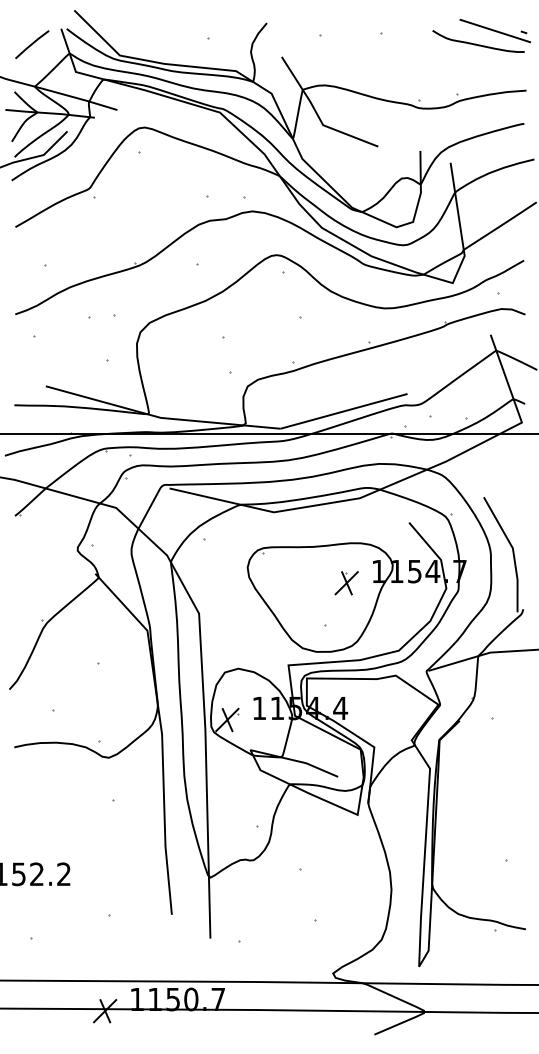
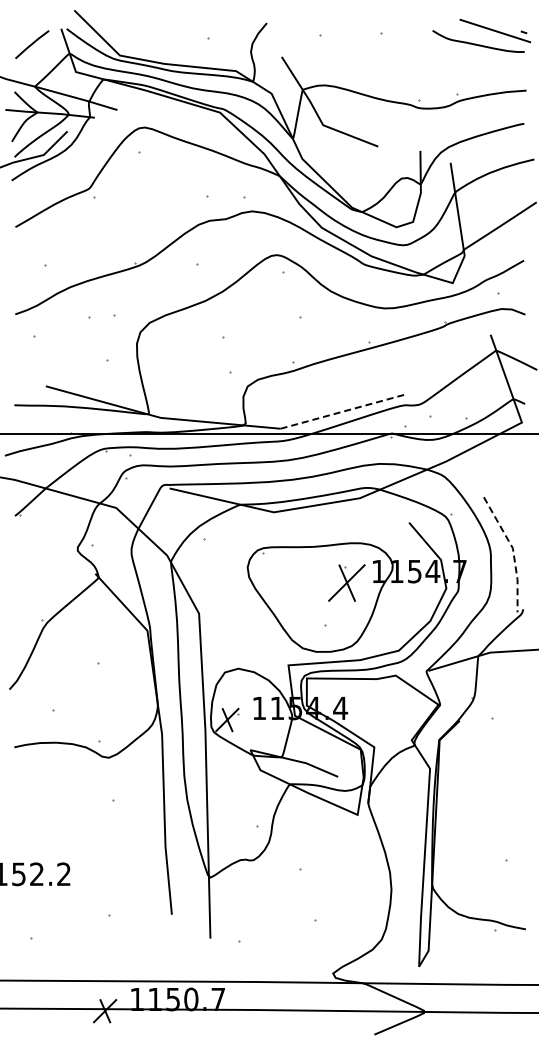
line: solid -> dashed (344, 411)
line: solid -> dashed (513, 551)
part size: 25x25 px -> 38x38 px (346, 582)
